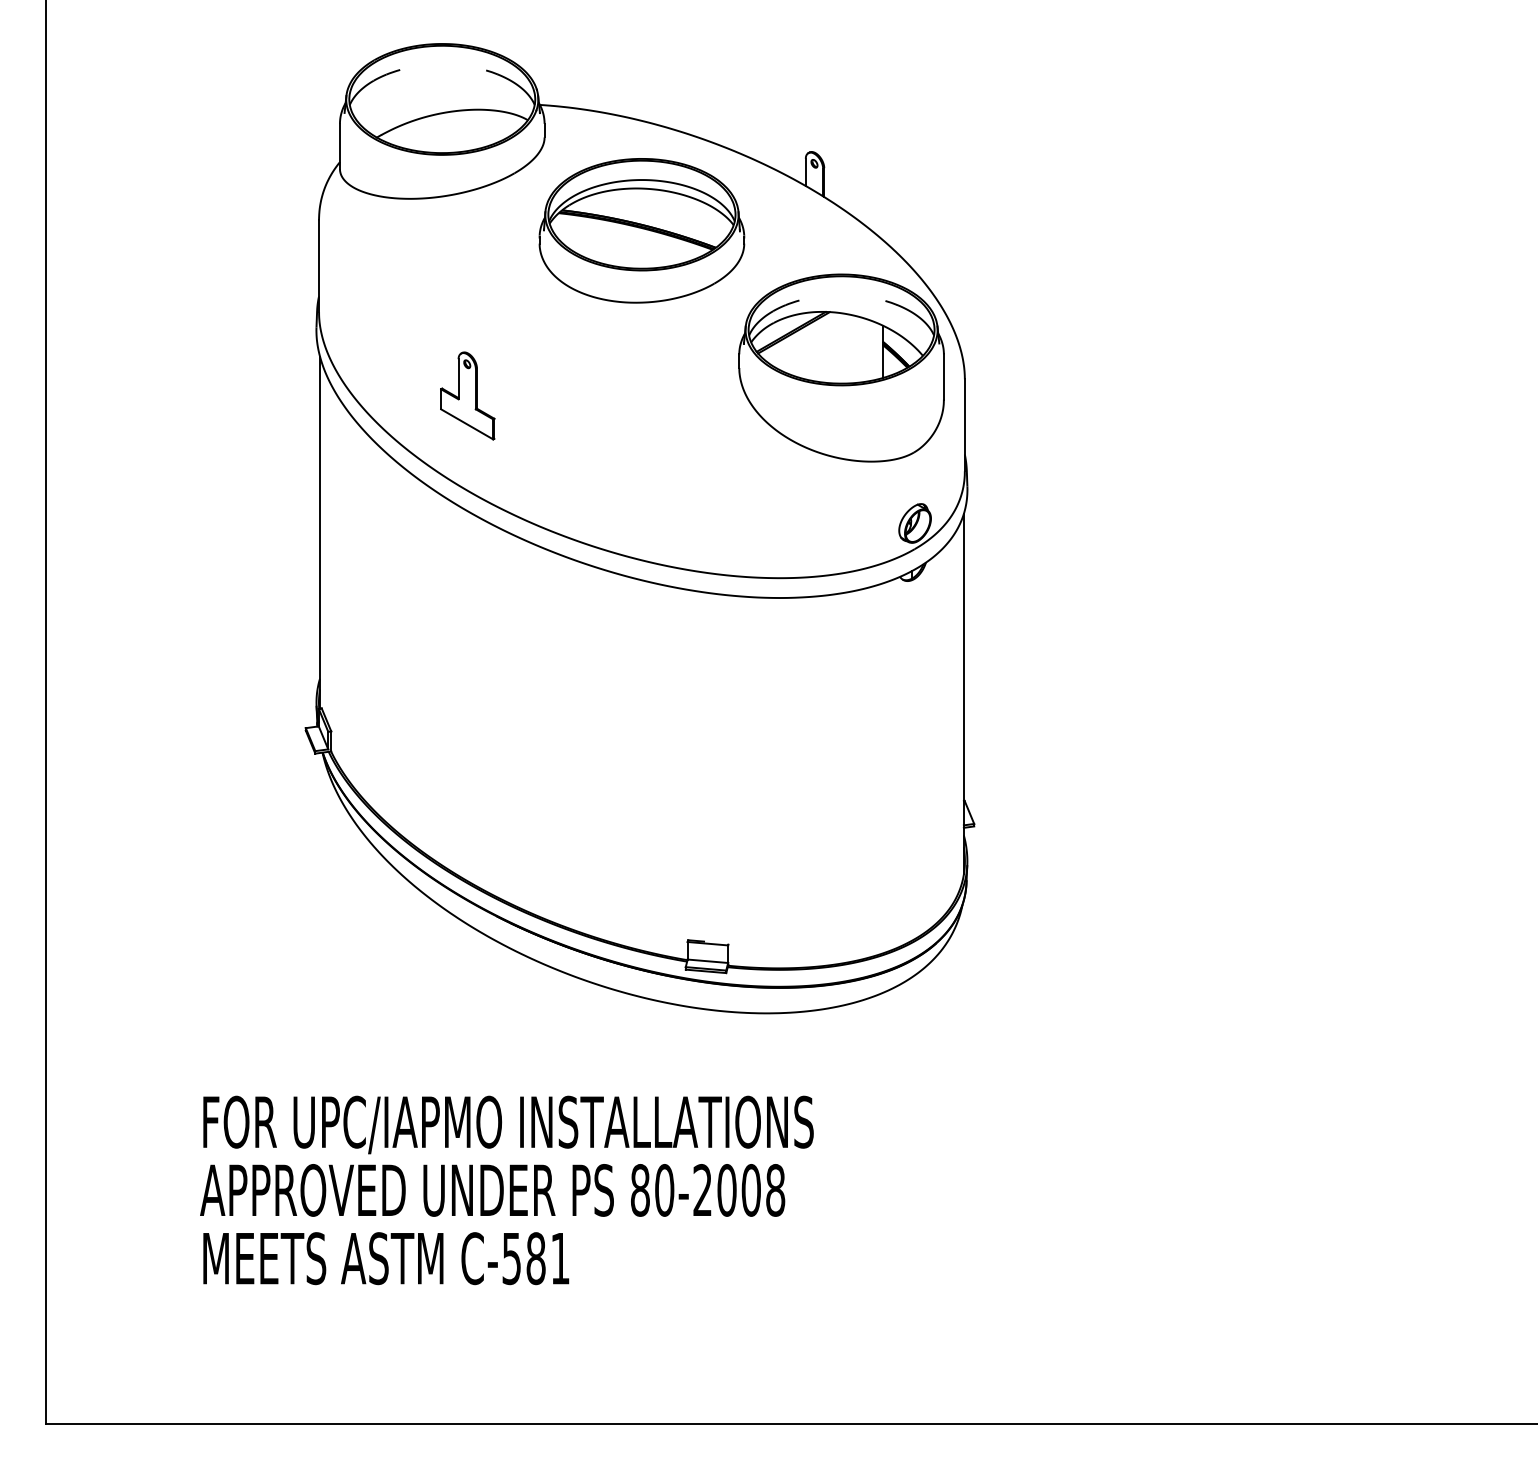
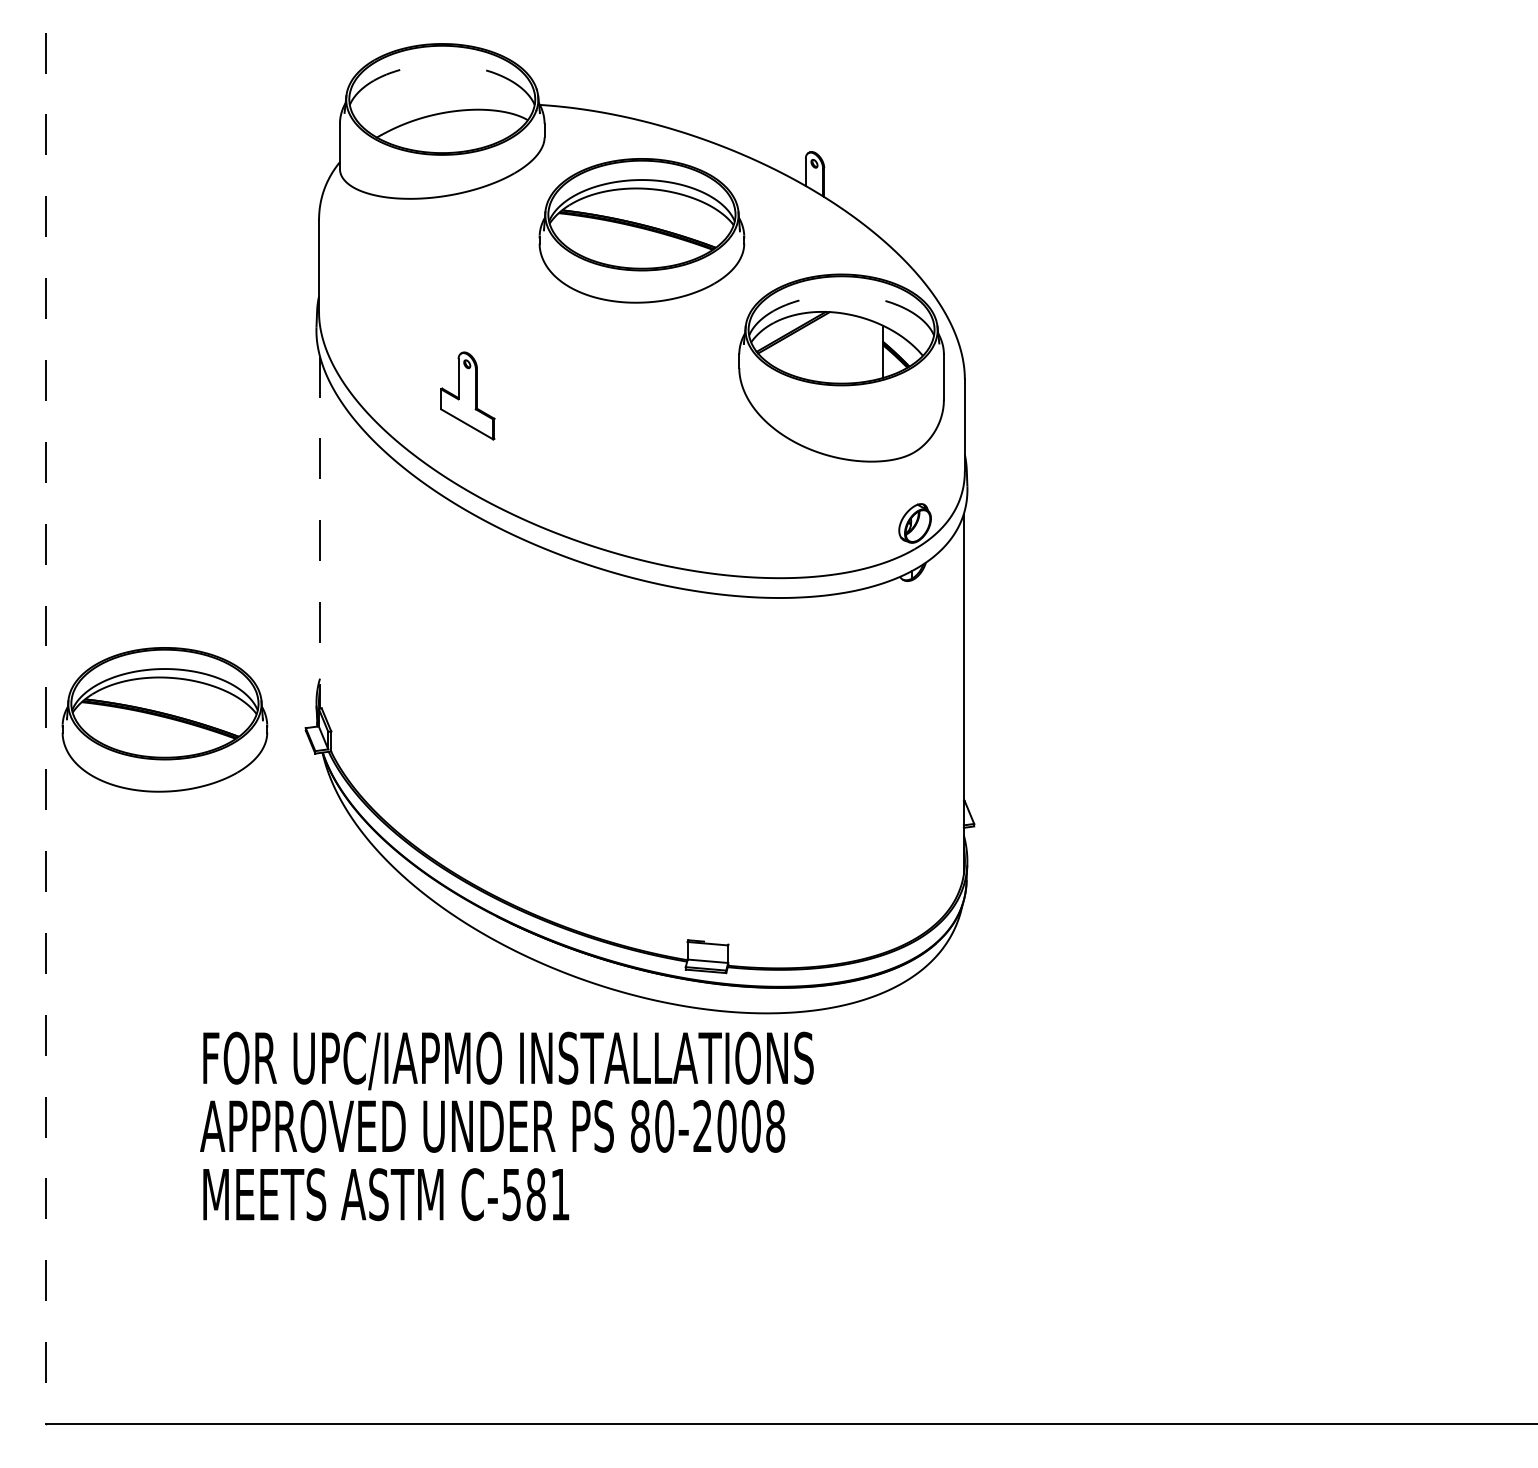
line: solid -> dashed (320, 533)
line: solid -> dashed (46, 712)
part: none -> present (164, 719)
text position: (506, 1190) -> (506, 1126) (506, 1126)
